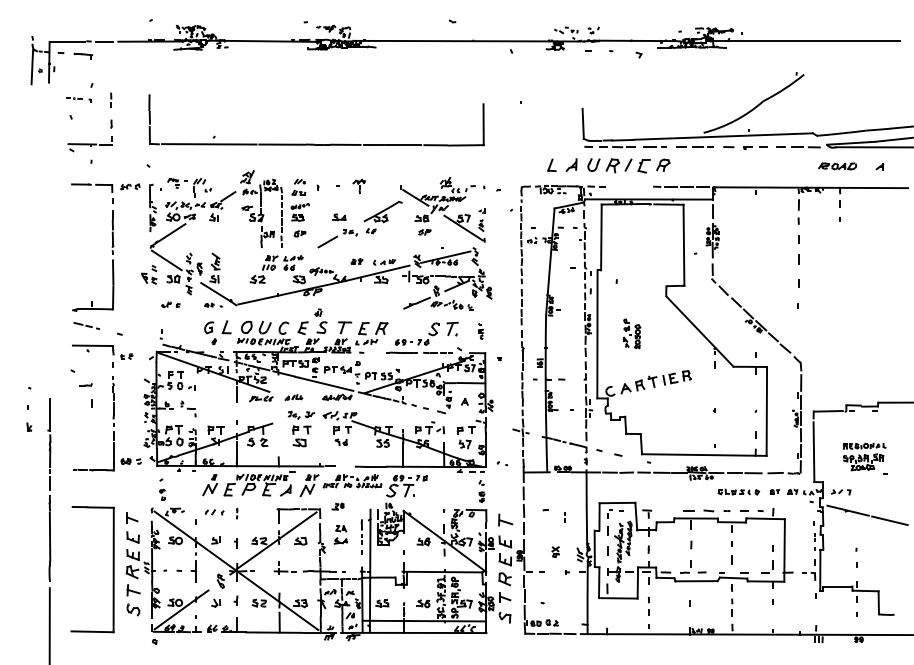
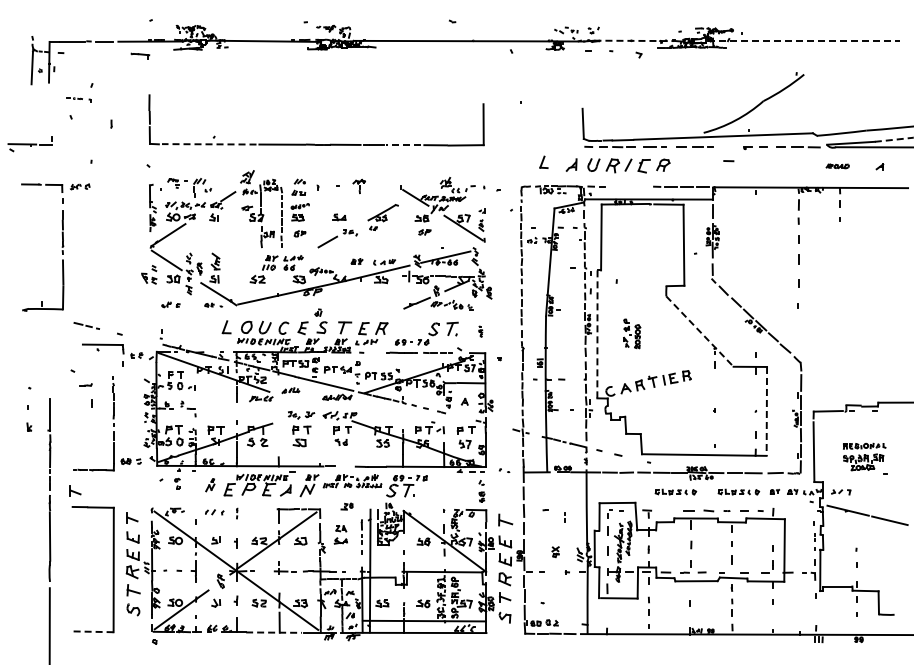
line: solid -> dashed (634, 40)
line: solid -> dashed (803, 41)
part position: (83, 55) -> (140, 55) (140, 55)
line: present -> none (111, 99)
arc: solid -> dashed (894, 139)
part position: (89, 144) -> (29, 144) (29, 144)
line: solid -> dashed (208, 144)
line: solid -> dashed (402, 145)
line position: (728, 147) -> (728, 161) (728, 161)
part position: (551, 164) -> (543, 161) (543, 161)
part size: 40x9 px -> 25x7 px (837, 166)
part size: 40x35 px -> 32x27 px (382, 217)
part position: (105, 247) -> (55, 247) (55, 247)
part size: 7x17 px -> 6x13 px (480, 331)
line: solid -> dashed (699, 331)
part: present -> none (210, 333)
line: solid -> dashed (597, 334)
part position: (102, 346) -> (112, 345) (112, 345)
part position: (293, 397) -> (290, 390) (290, 390)
line: solid -> dashed (766, 411)
part position: (502, 463) -> (504, 470) (504, 470)
part size: 17x23 px -> 11x15 px (210, 485)
part: none -> present (75, 490)
part: none -> present (675, 491)
part position: (162, 494) -> (177, 483) (177, 483)
part position: (337, 506) -> (346, 506) (346, 506)
line: solid -> dashed (92, 631)
line: solid -> dashed (274, 632)
